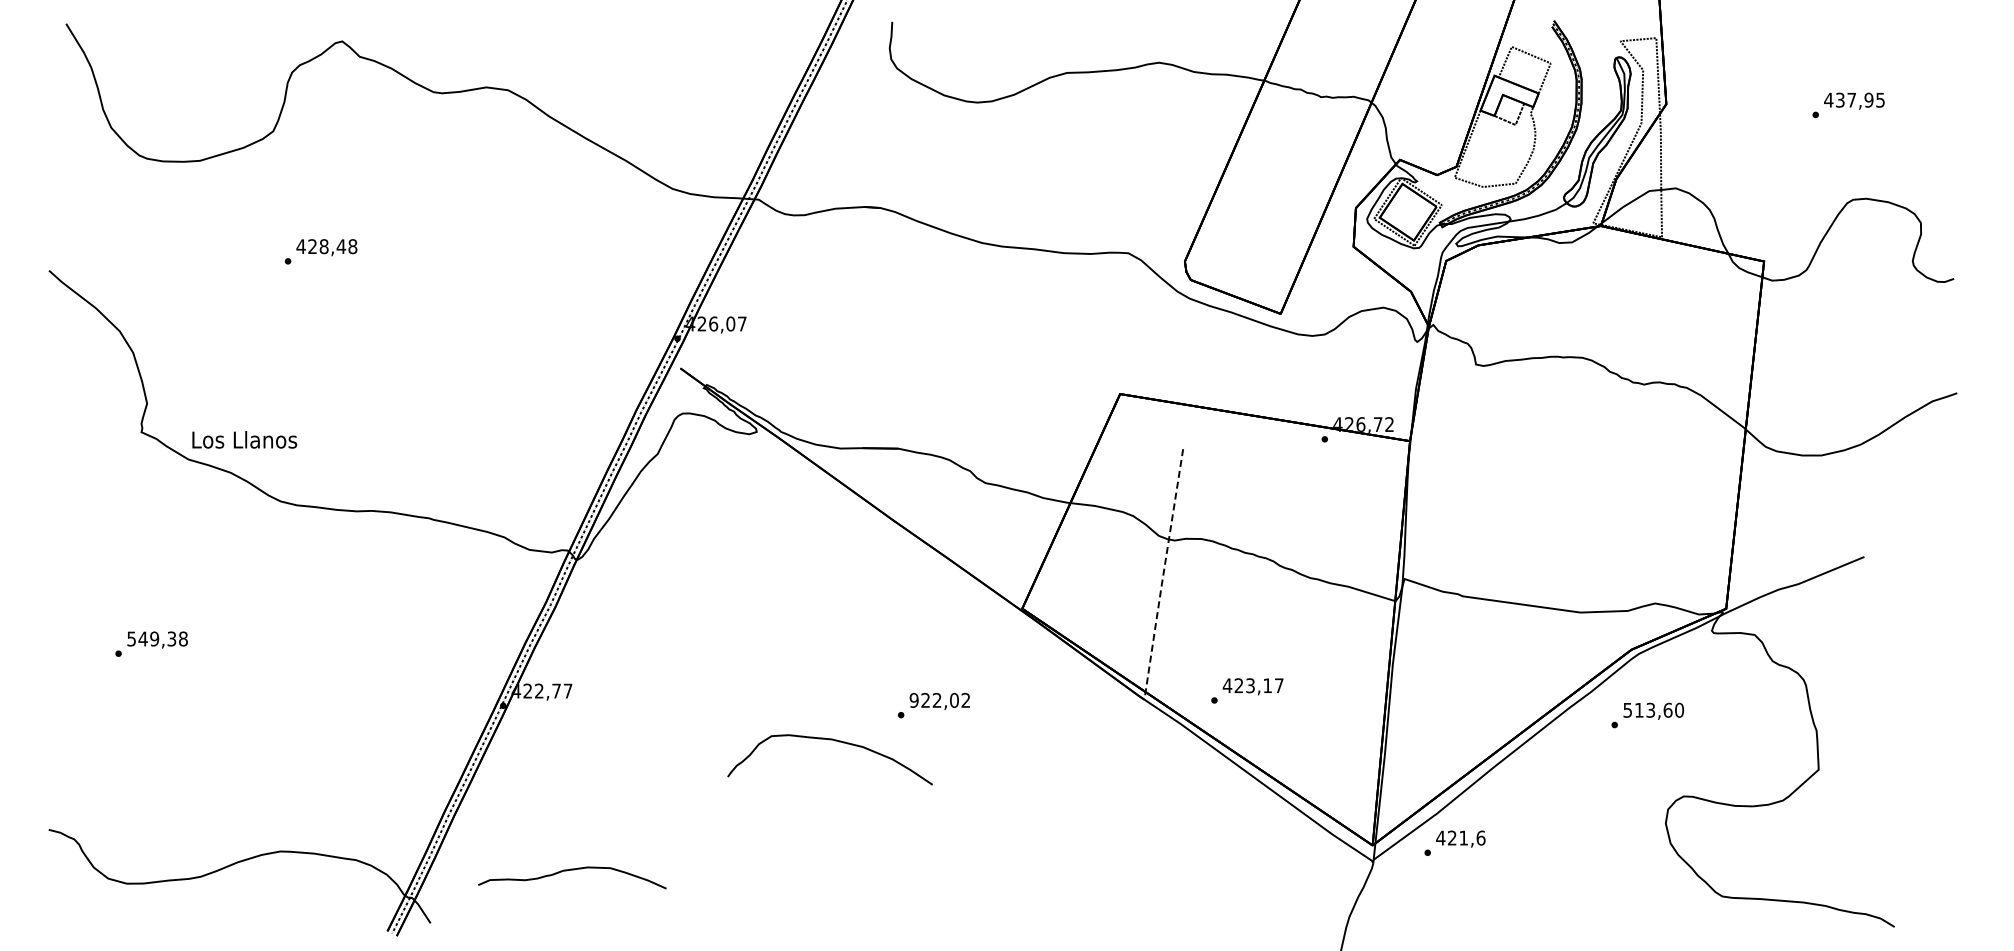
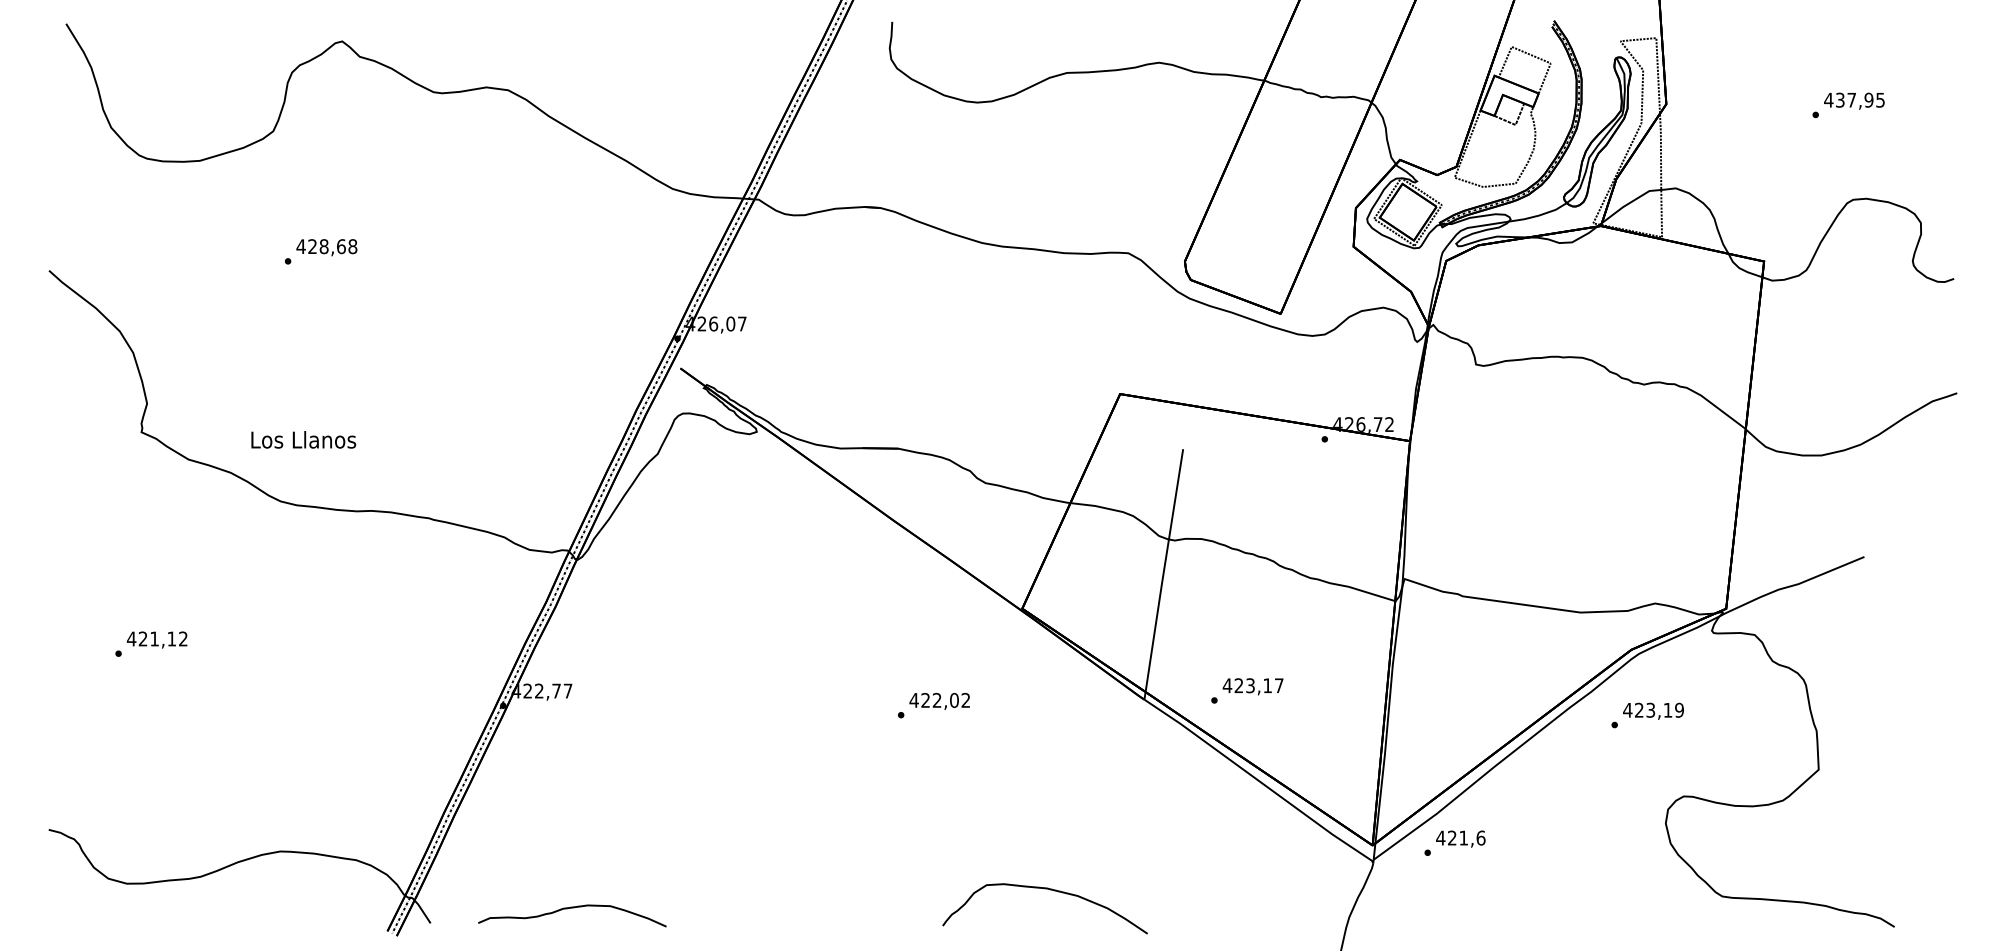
text: 428,48 -> 428,68 (341, 246)
text position: (244, 439) -> (303, 439) (303, 439)
line: dashed -> solid (1163, 575)
text: 549,38 -> 421,12 (156, 638)
text: 922,02 -> 422,02 (913, 700)
text: 513,60 -> 423,19 (1653, 709)
curve position: (835, 741) -> (1050, 890) (1050, 890)
curve position: (572, 870) -> (572, 908) (572, 908)
